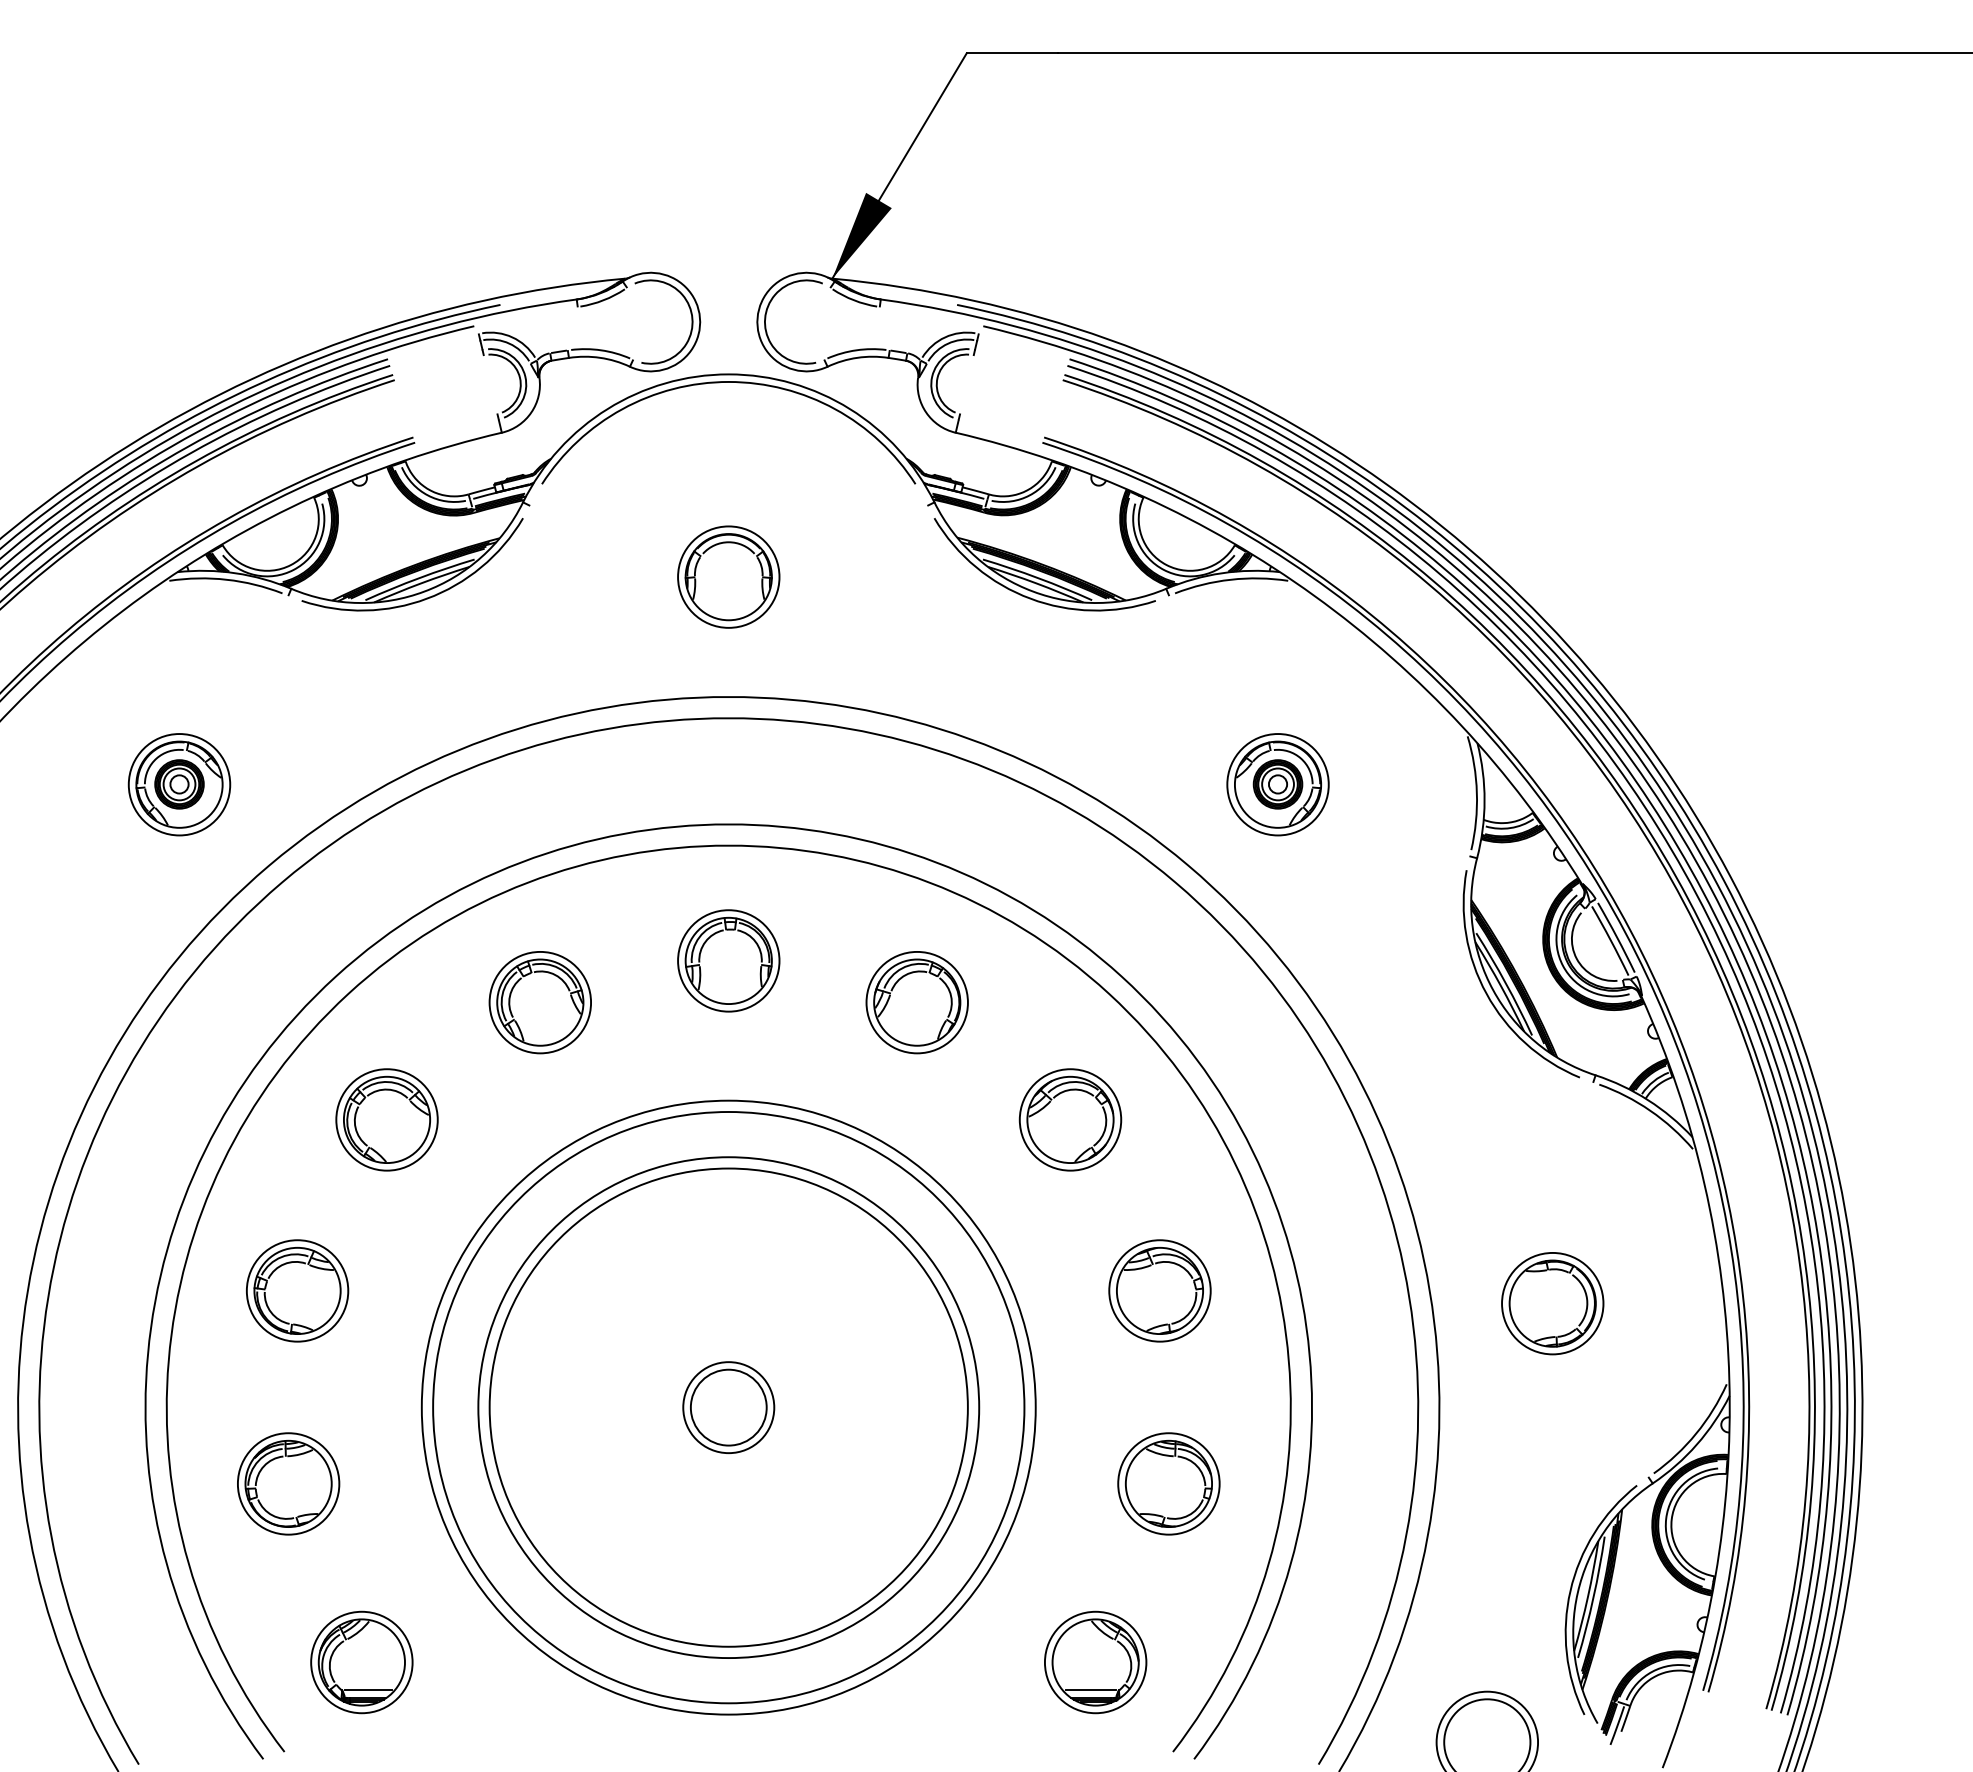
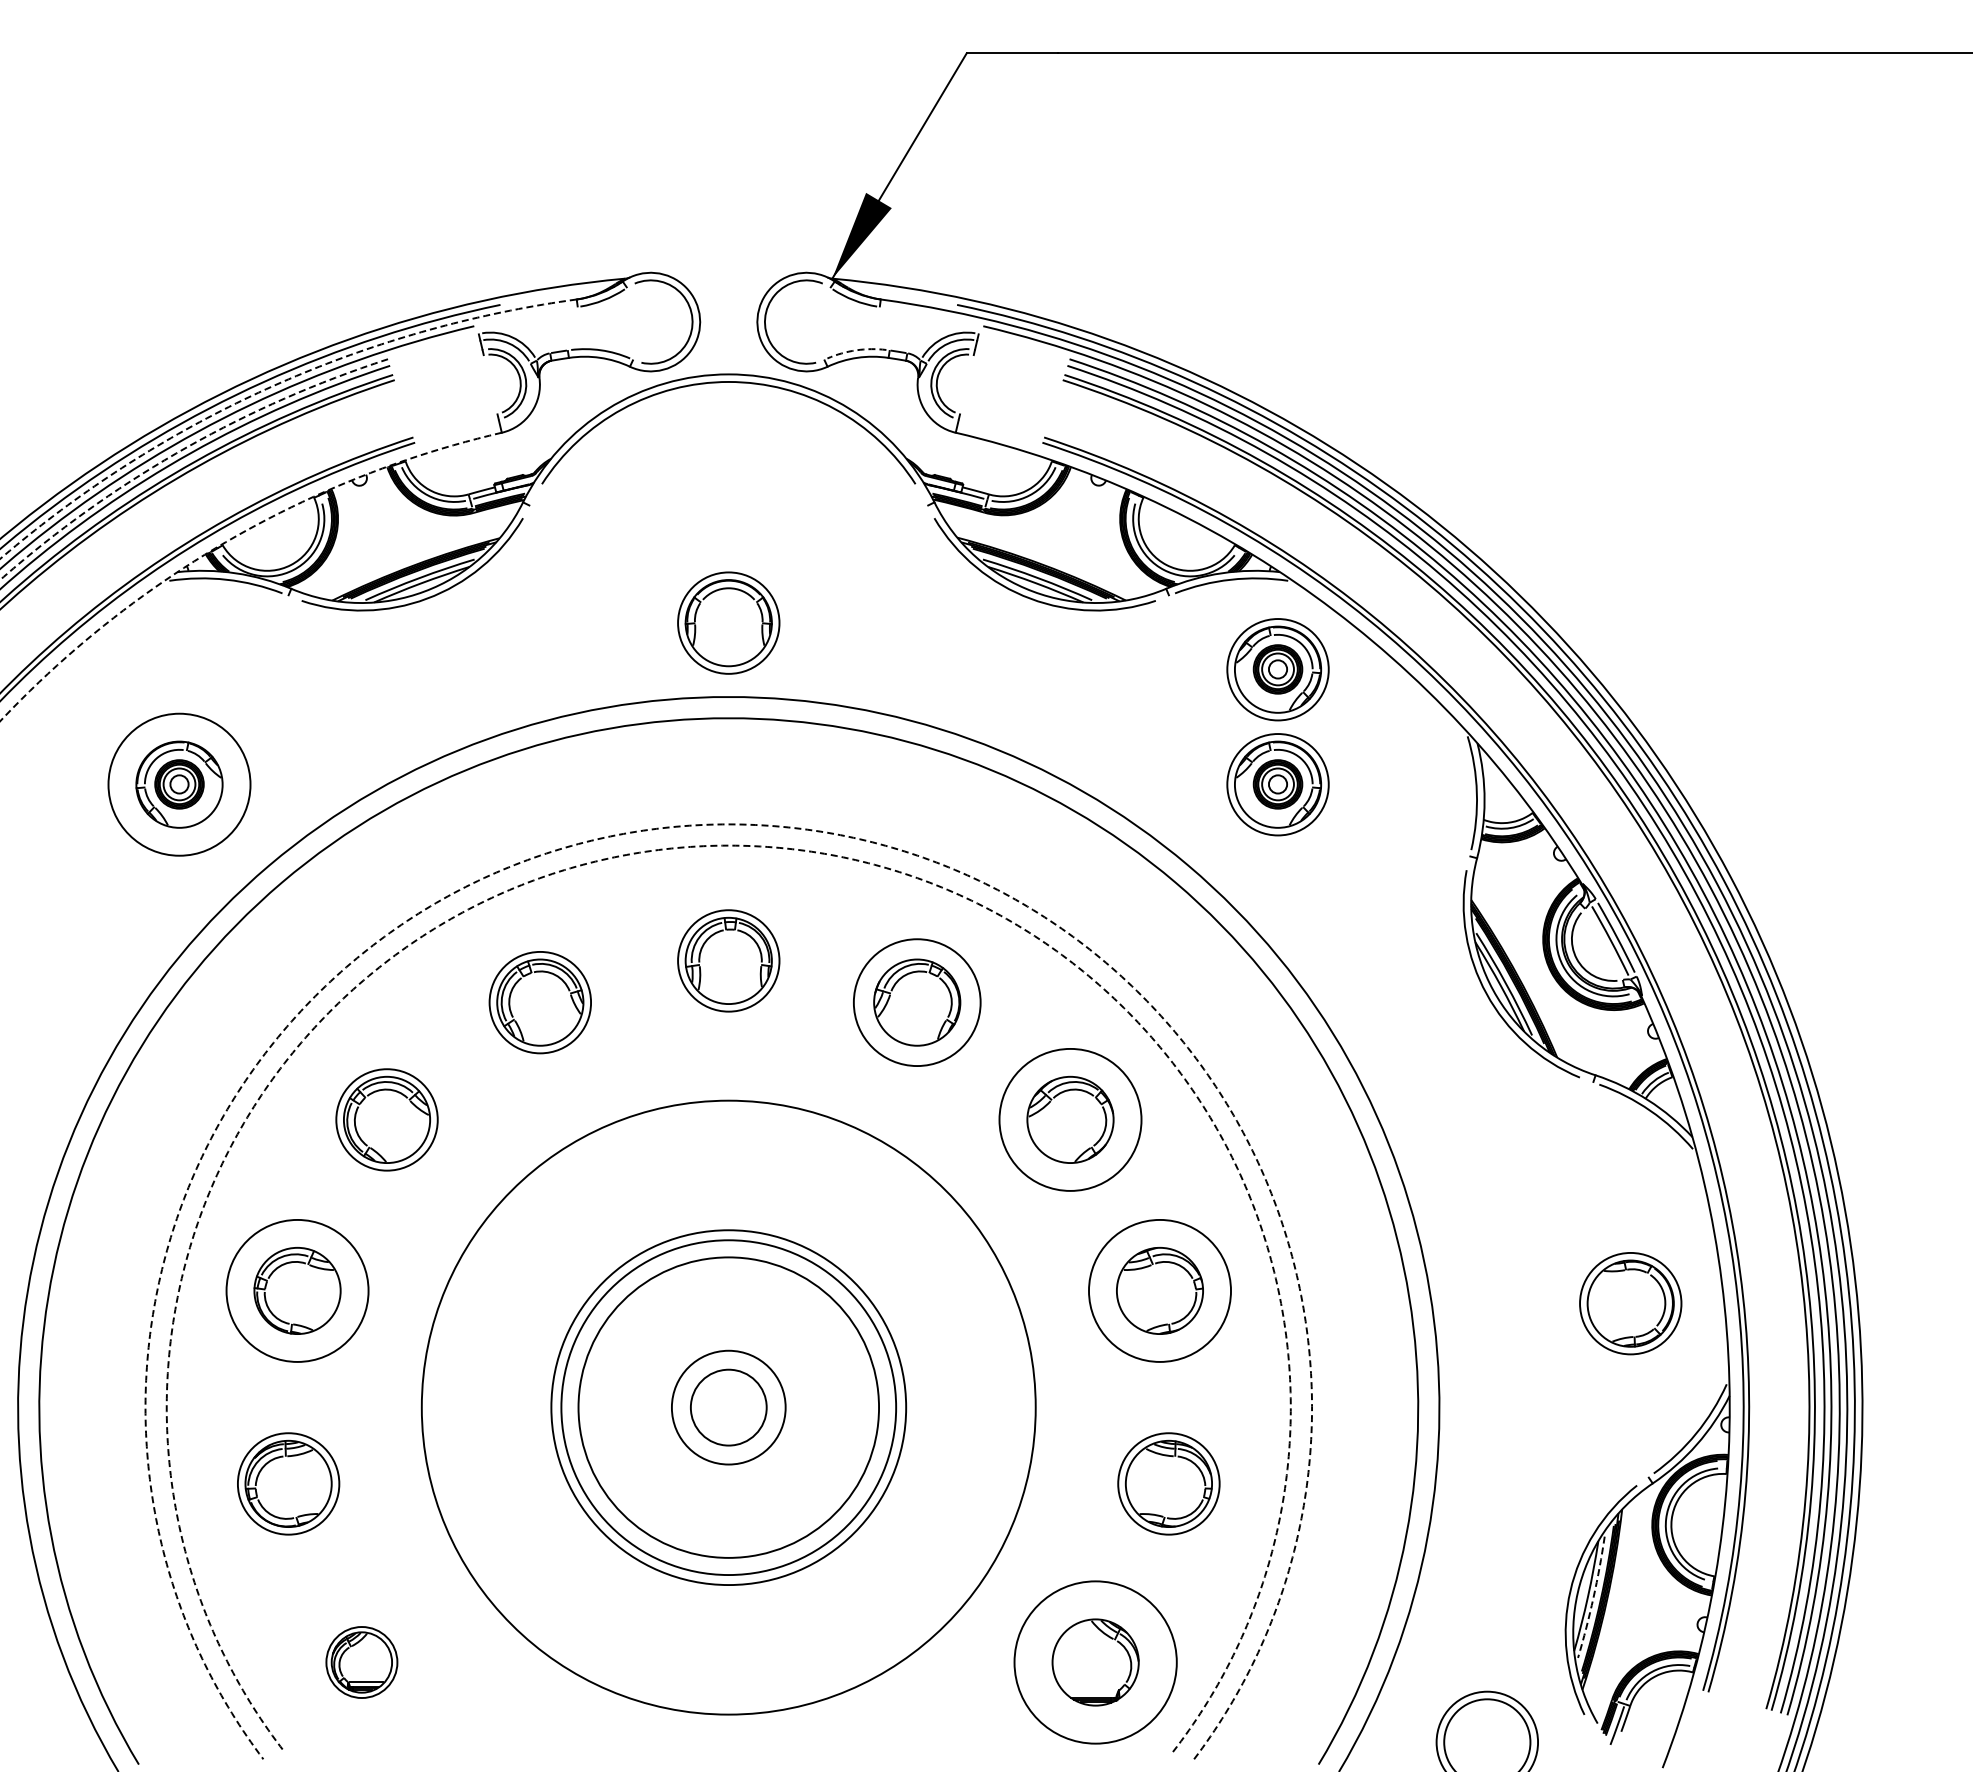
arc: solid -> dashed (856, 350)
arc: solid -> dashed (271, 387)
arc: solid -> dashed (182, 449)
arc: solid -> dashed (229, 540)
part position: (728, 576) -> (728, 622) (728, 622)
part: none -> present (1277, 669)
circle diameter: 101 px -> 142 px (179, 784)
arc: solid -> dashed (728, 824)
arc: solid -> dashed (728, 845)
circle diameter: 101 px -> 127 px (916, 1002)
circle diameter: 101 px -> 142 px (1070, 1119)
circle diameter: 101 px -> 142 px (297, 1290)
circle diameter: 101 px -> 142 px (1159, 1290)
part position: (1552, 1303) -> (1630, 1303) (1630, 1303)
circle diameter: 478 px -> 335 px (728, 1407)
circle diameter: 501 px -> 301 px (728, 1407)
circle diameter: 591 px -> 355 px (728, 1407)
circle diameter: 91 px -> 114 px (728, 1407)
arc: solid -> dashed (1593, 1597)
part size: 104x105 px -> 74x73 px (361, 1662)
circle diameter: 101 px -> 162 px (1095, 1662)
line: present -> none (1090, 1690)
